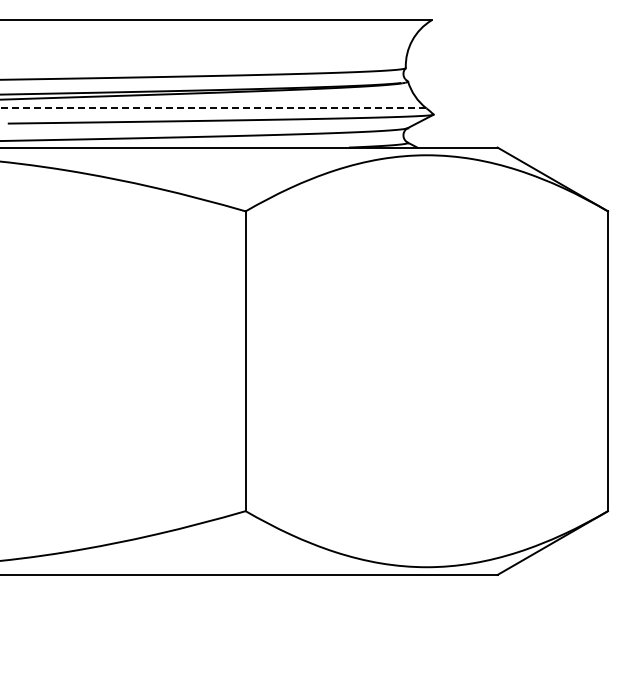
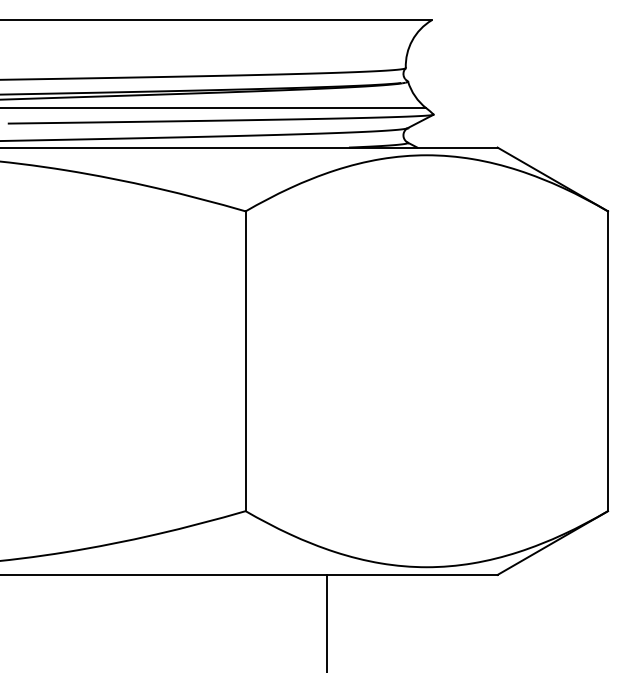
line: dashed -> solid (213, 108)
line: none -> present (326, 621)
